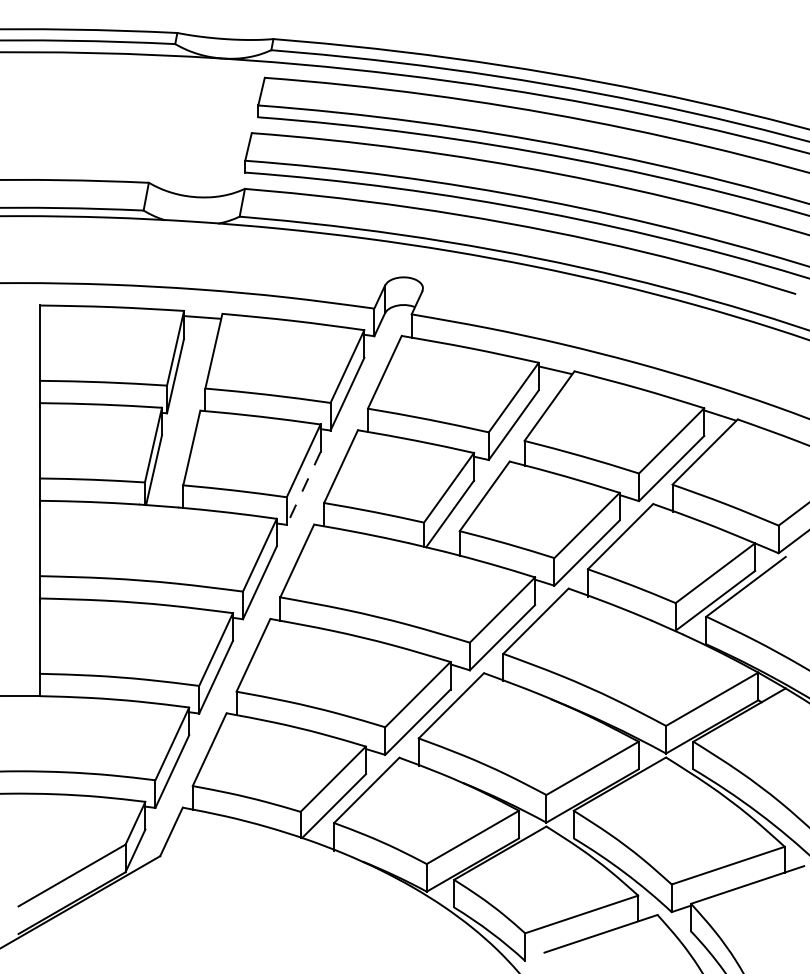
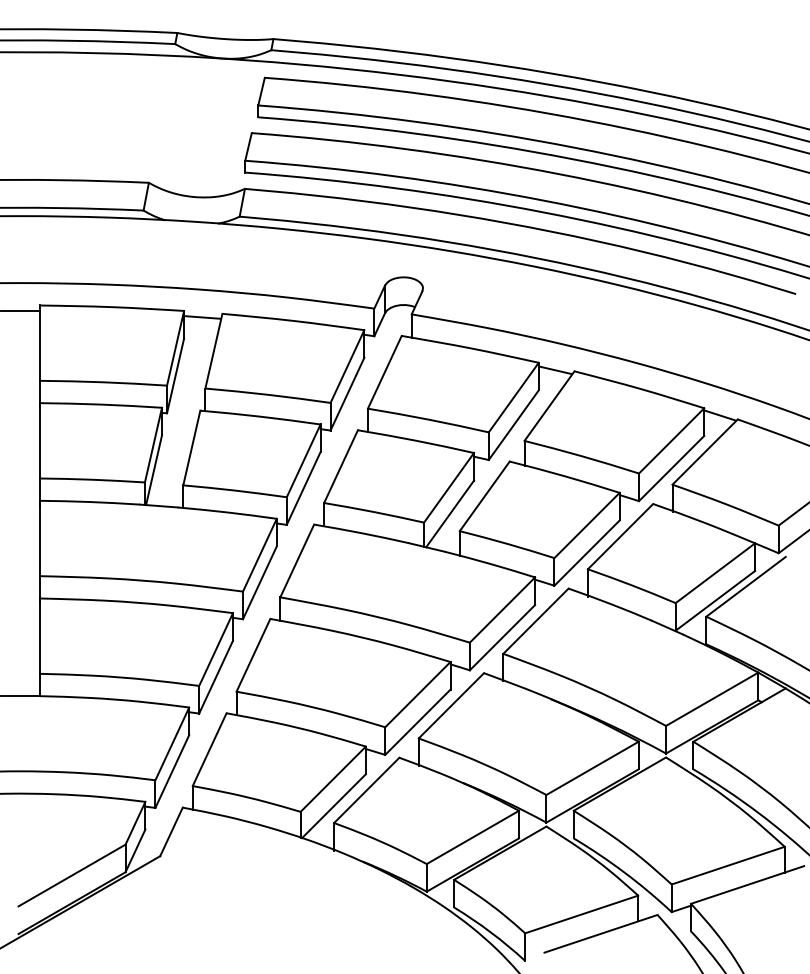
line: none -> present (20, 310)
line: dashed -> solid (303, 488)
